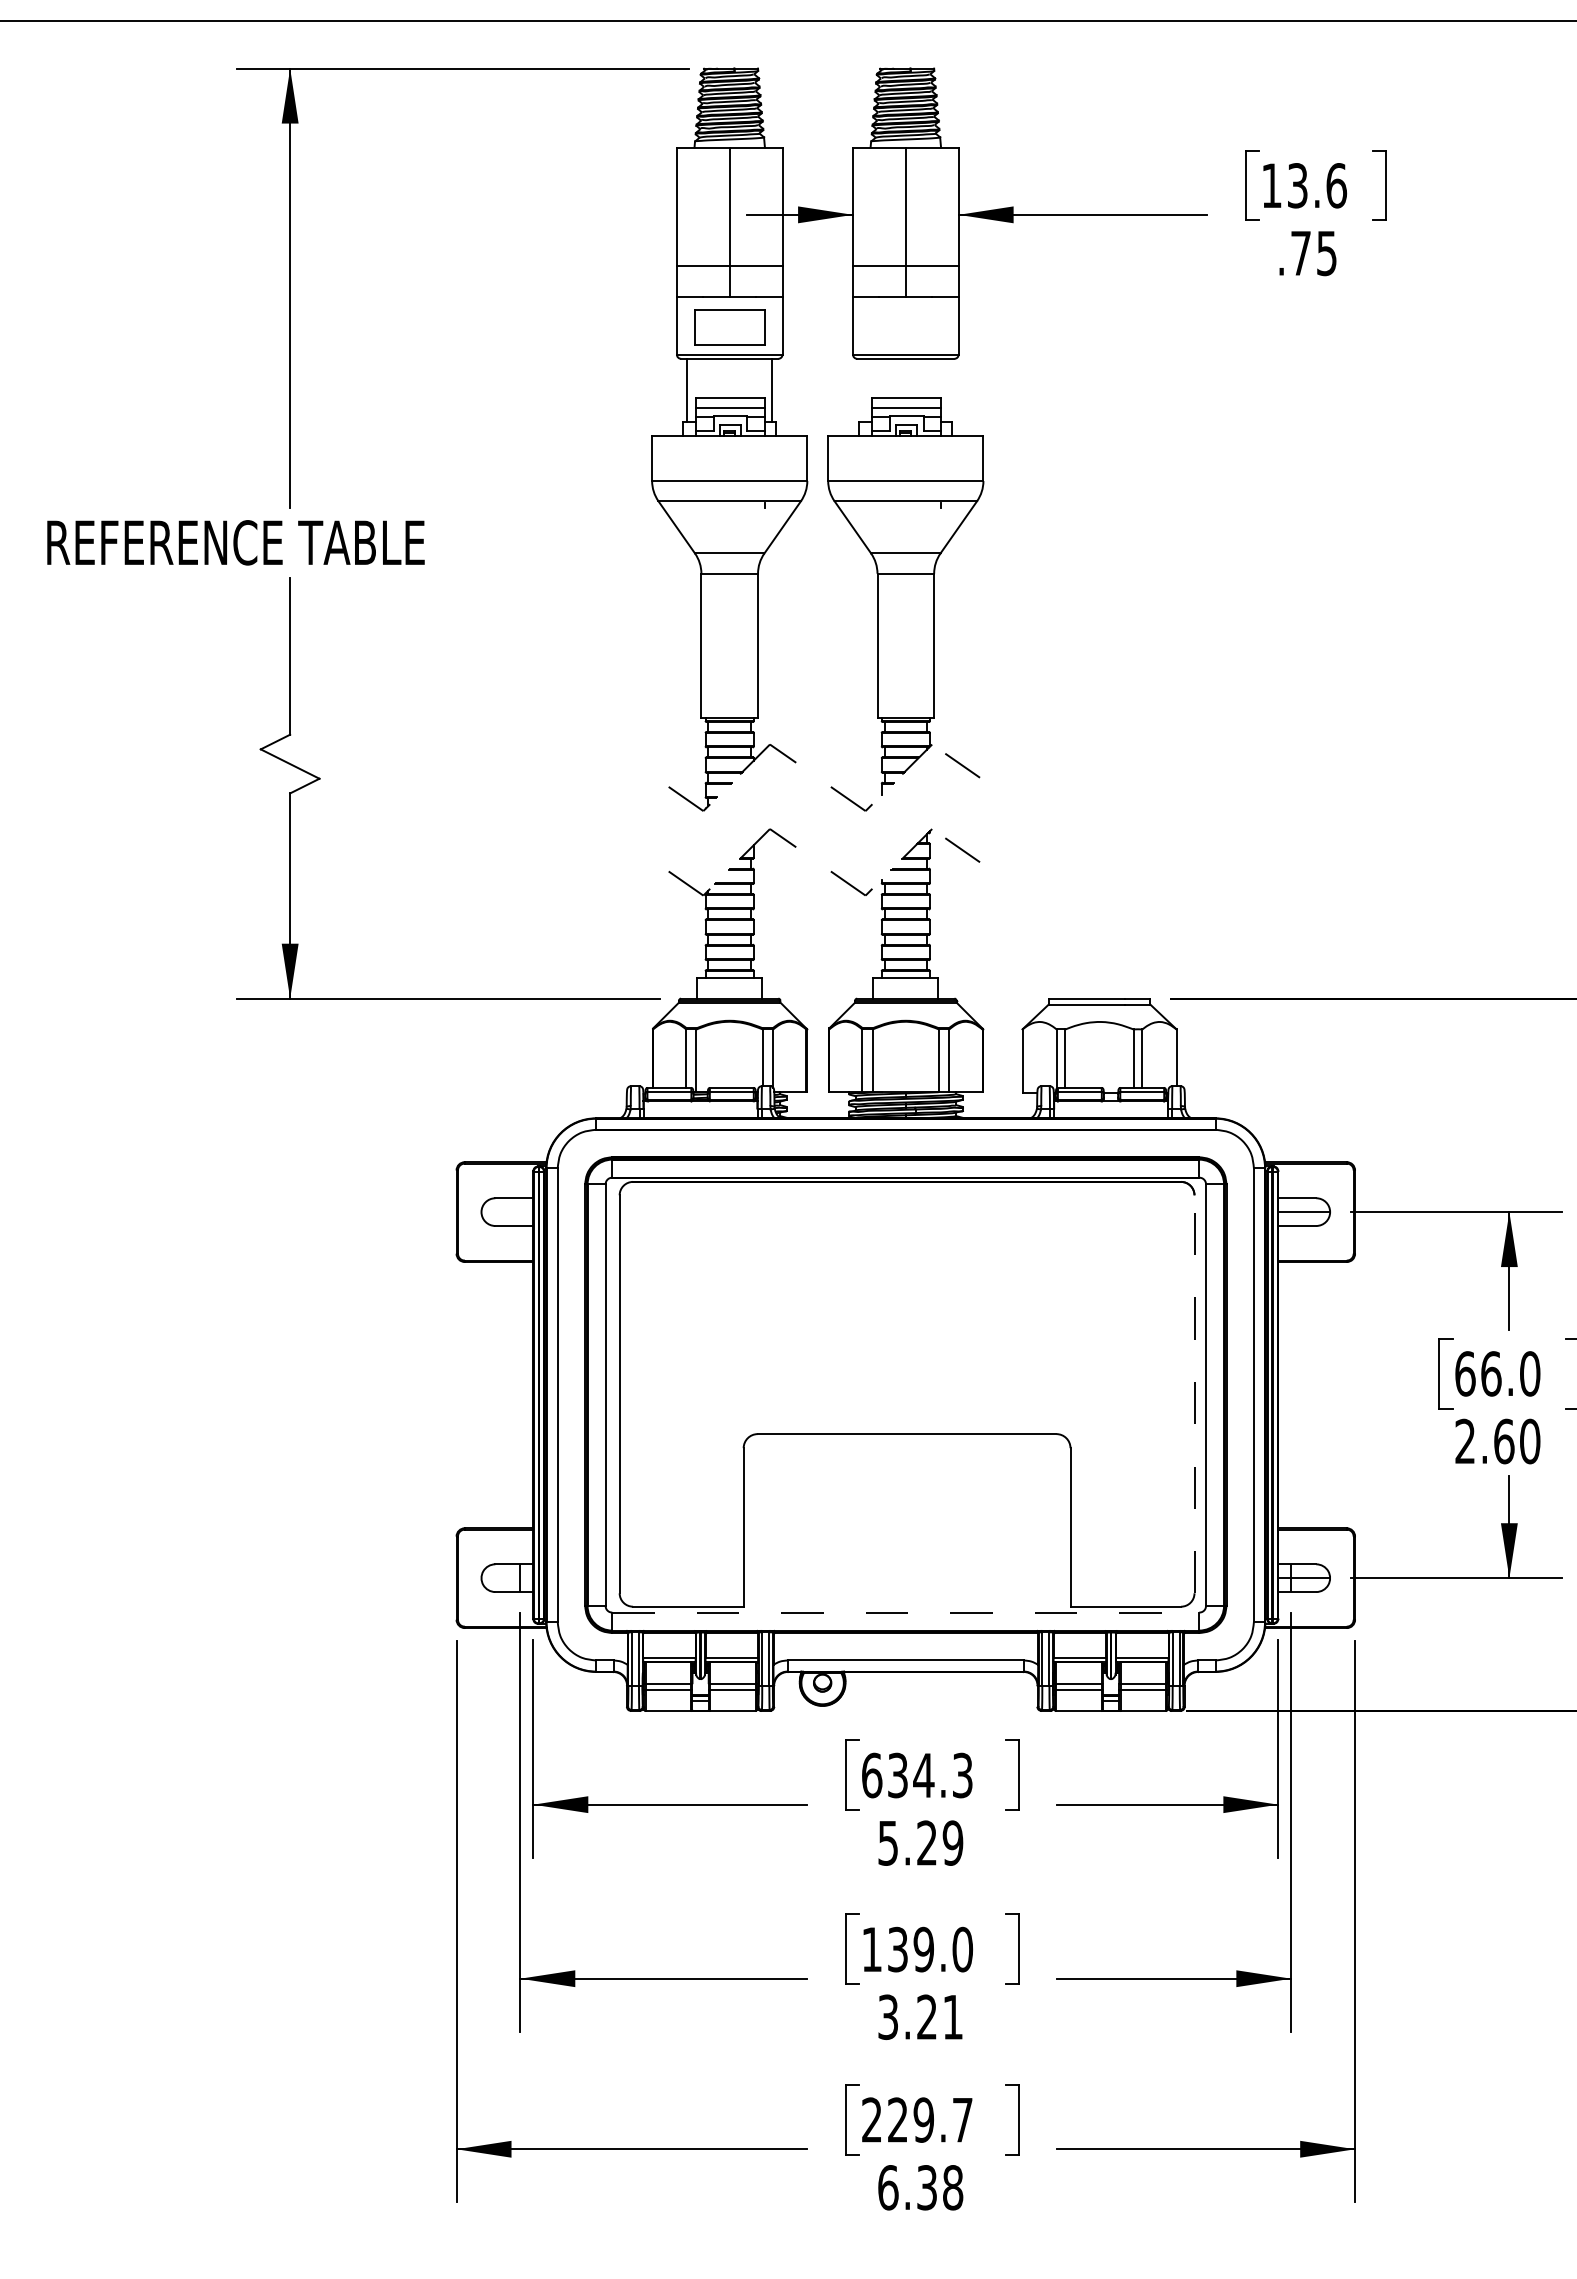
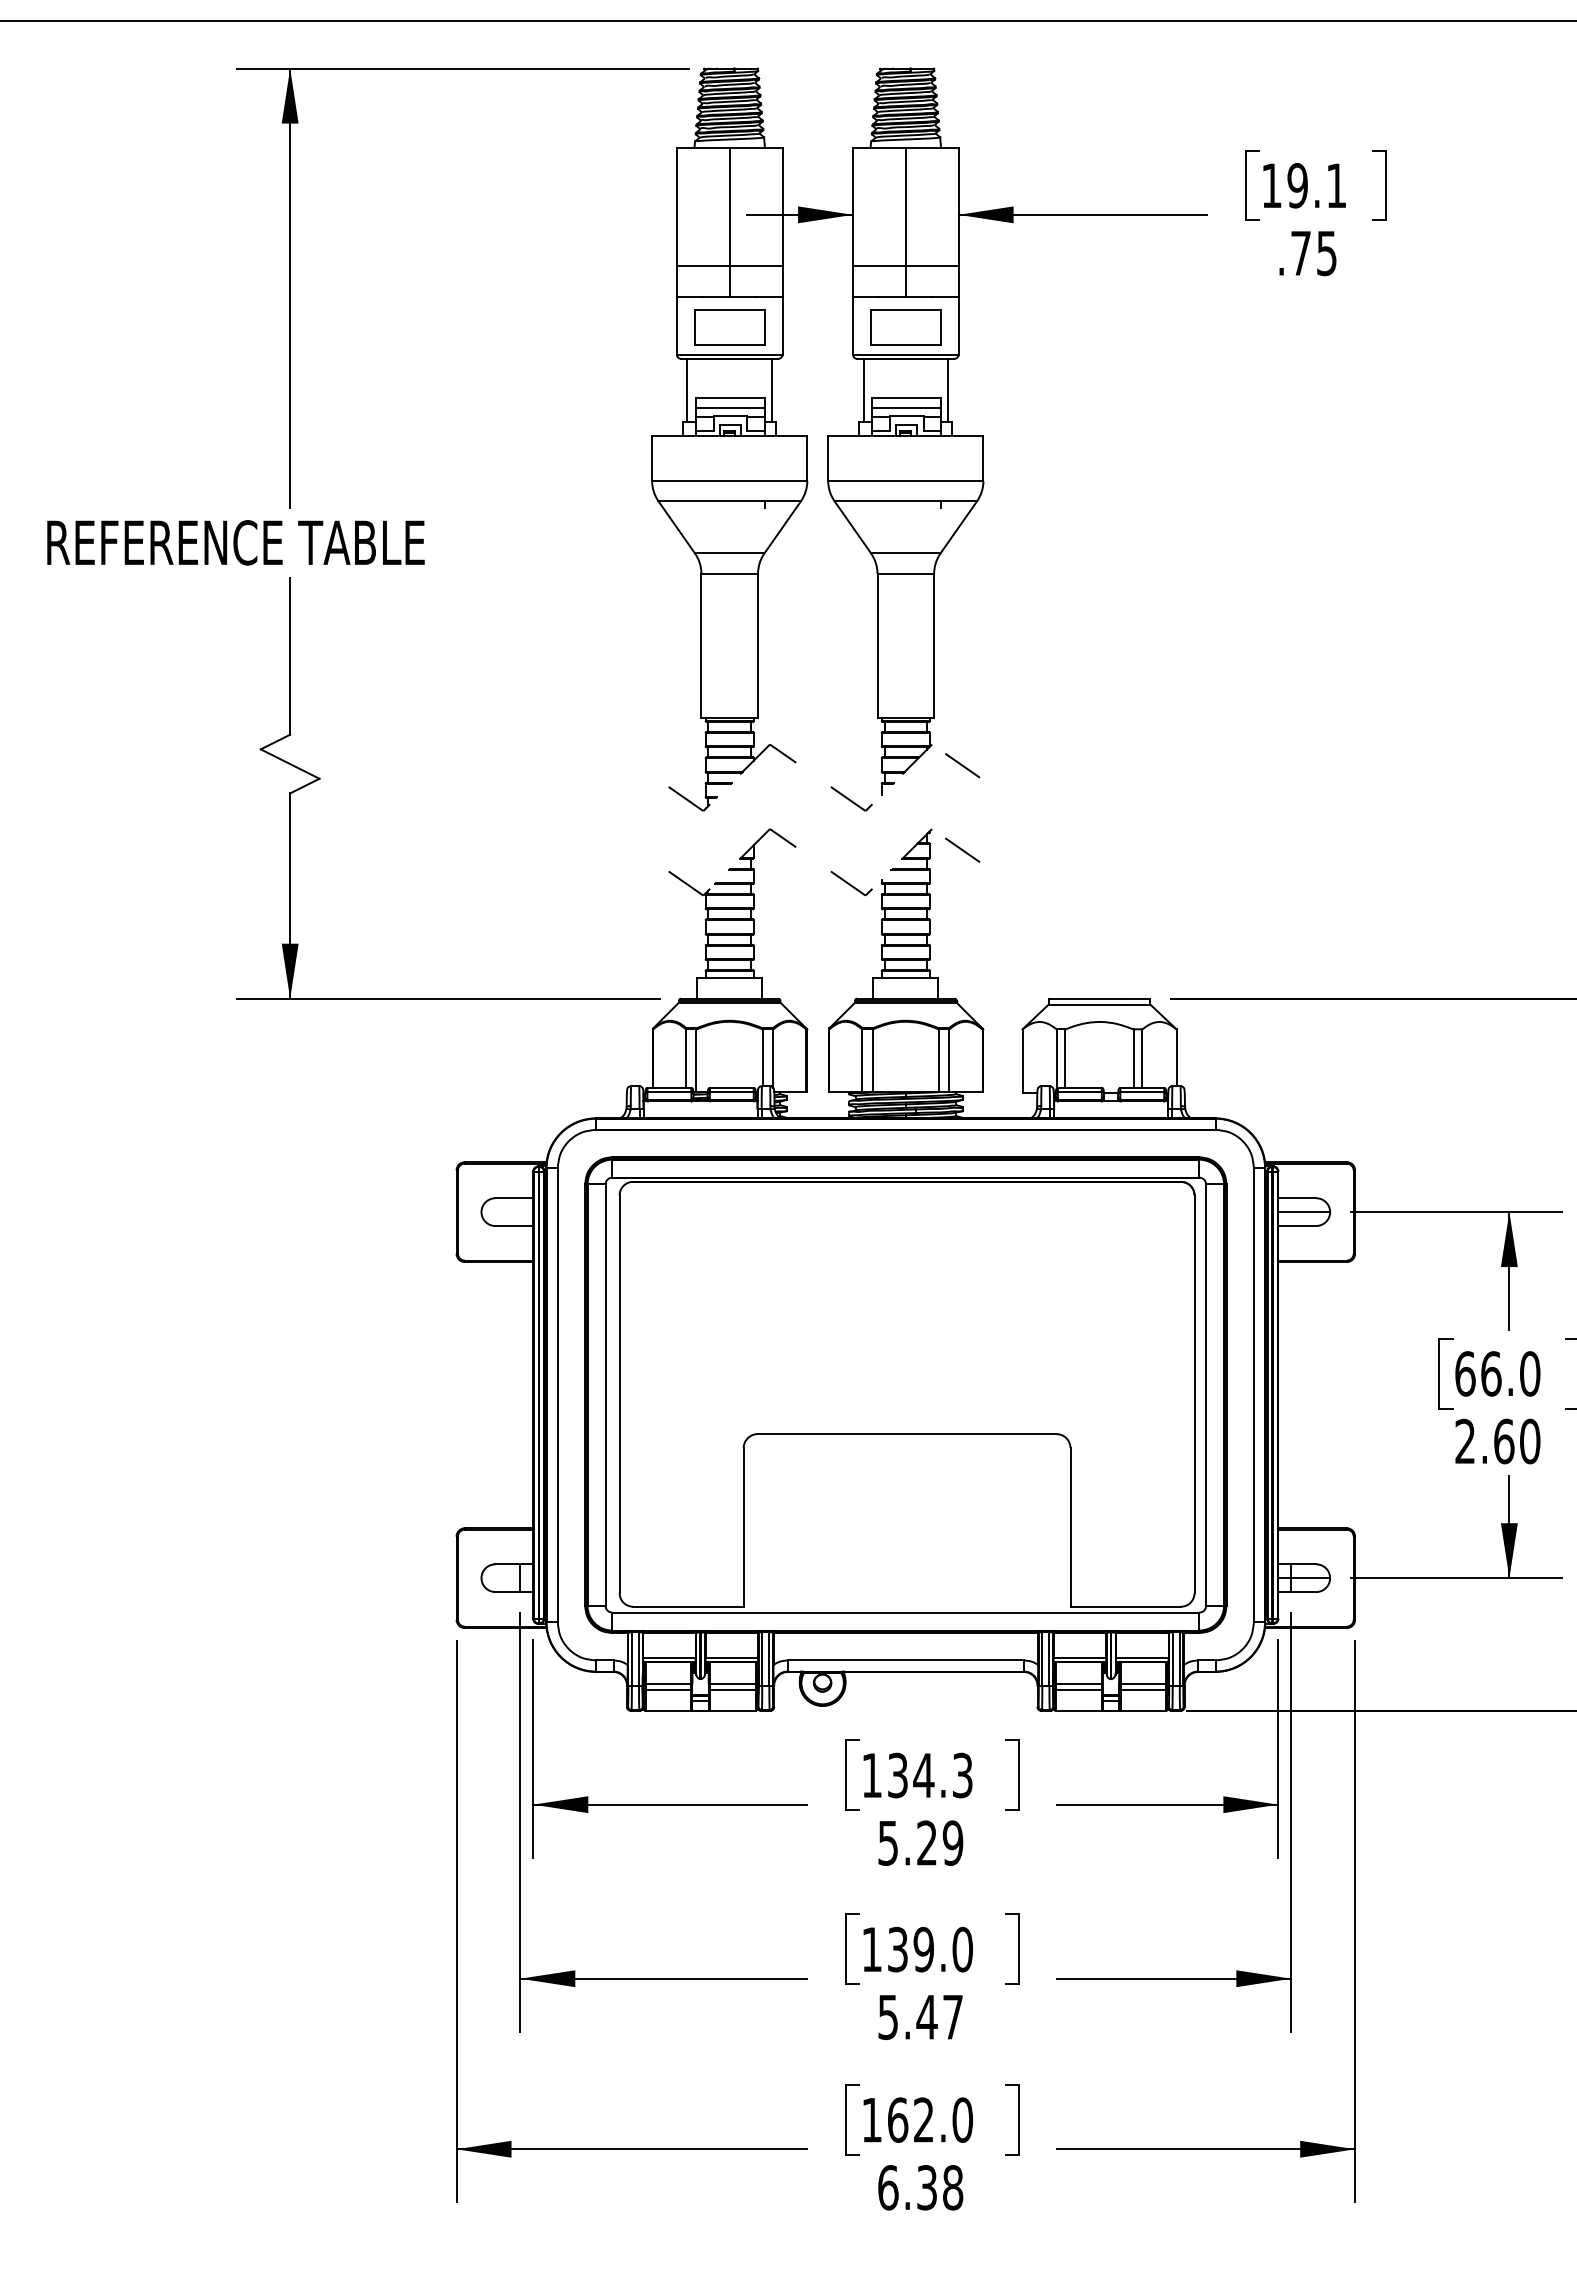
text: 13.6 -> 19.1 (1317, 185)
part: none -> present (905, 327)
line: none -> present (863, 390)
line: none -> present (948, 390)
line: dashed -> solid (1194, 1393)
line: dashed -> solid (905, 1612)
text: 634.3 -> 134.3 (872, 1775)
text: 3.21 -> 5.47 (920, 2016)
text: 229.7 -> 162.0 (917, 2119)
